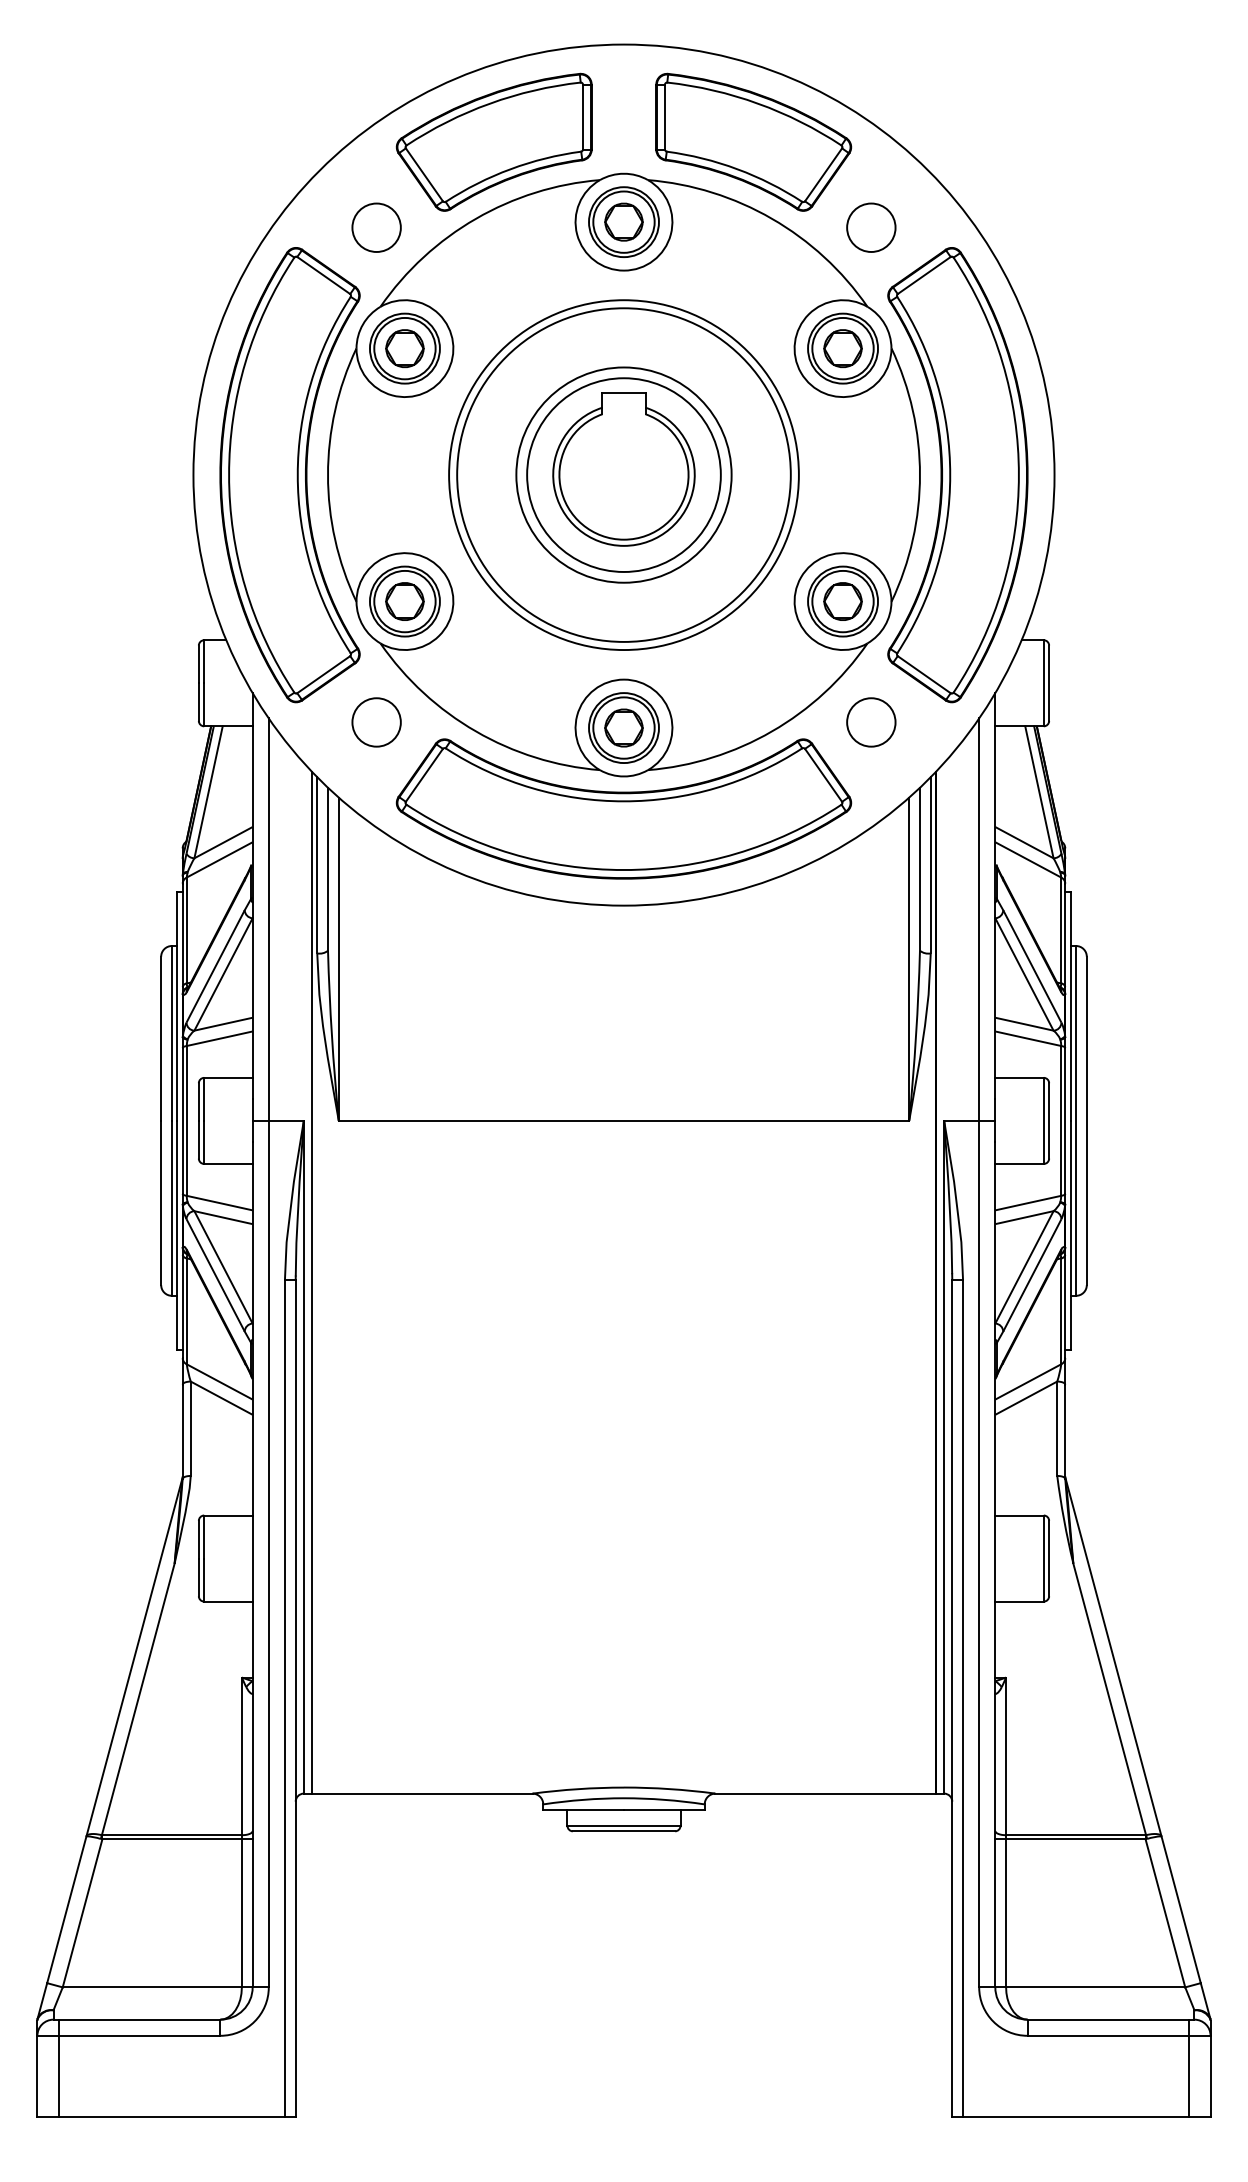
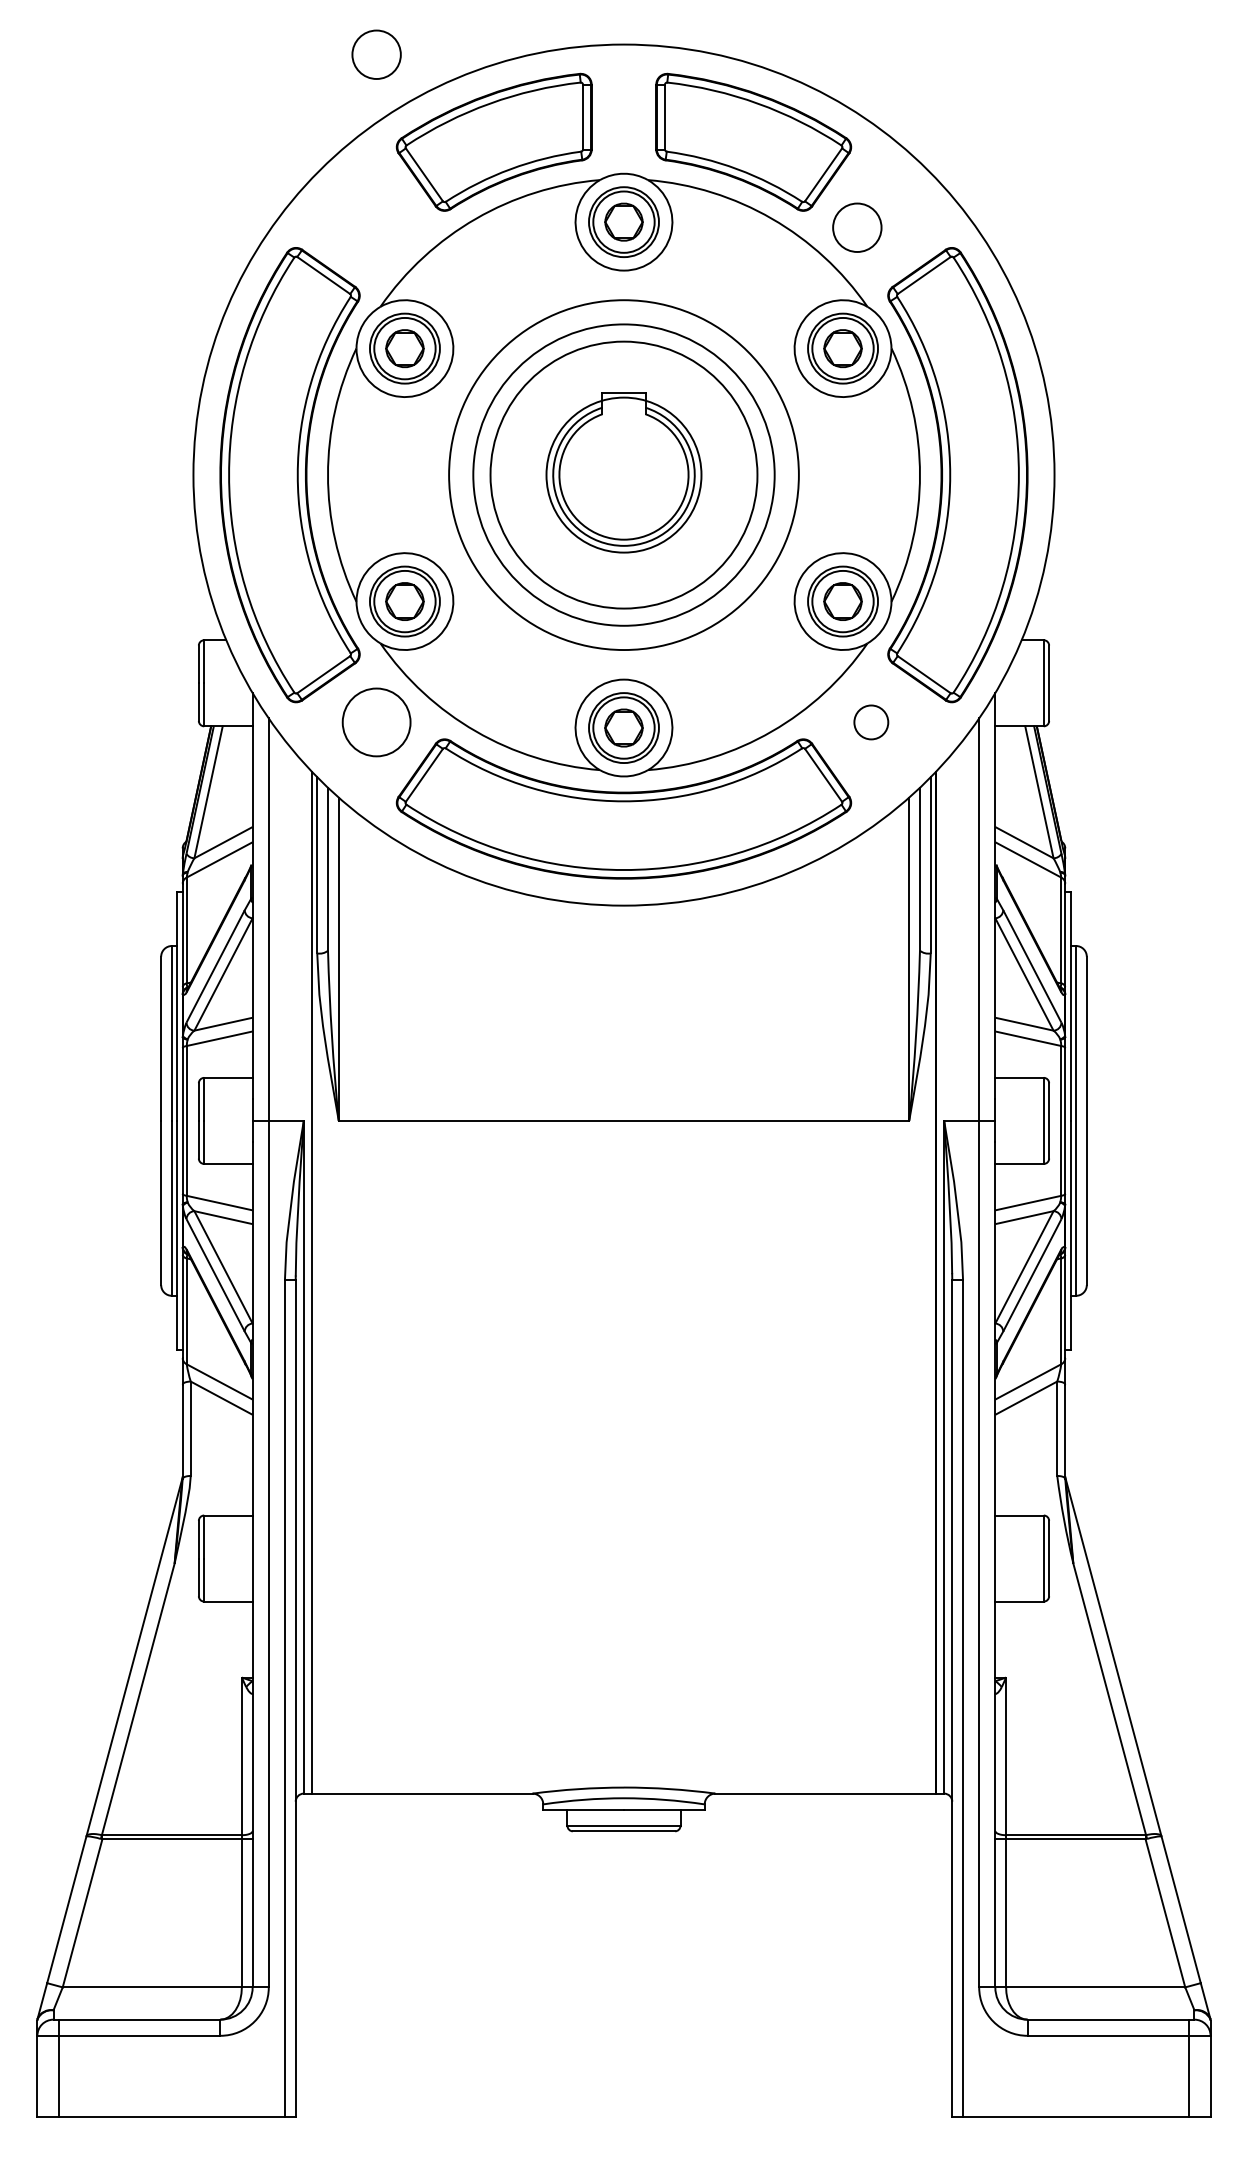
circle position: (376, 227) -> (376, 54) (376, 54)
circle position: (871, 227) -> (857, 227) (857, 227)
circle diameter: 194 px -> 155 px (623, 474)
circle diameter: 215 px -> 301 px (623, 474)
circle diameter: 334 px -> 267 px (623, 474)
circle diameter: 48 px -> 68 px (376, 722)
circle diameter: 48 px -> 34 px (871, 722)
